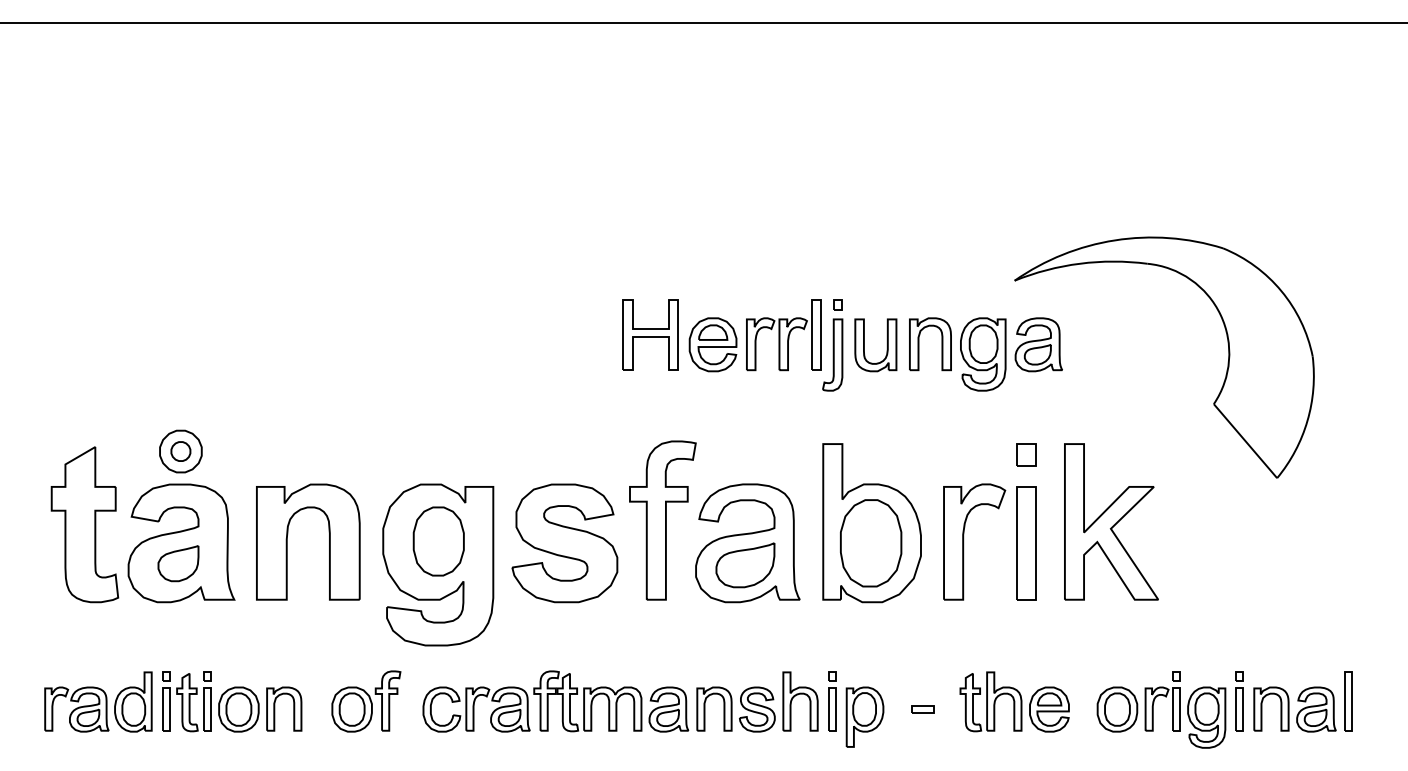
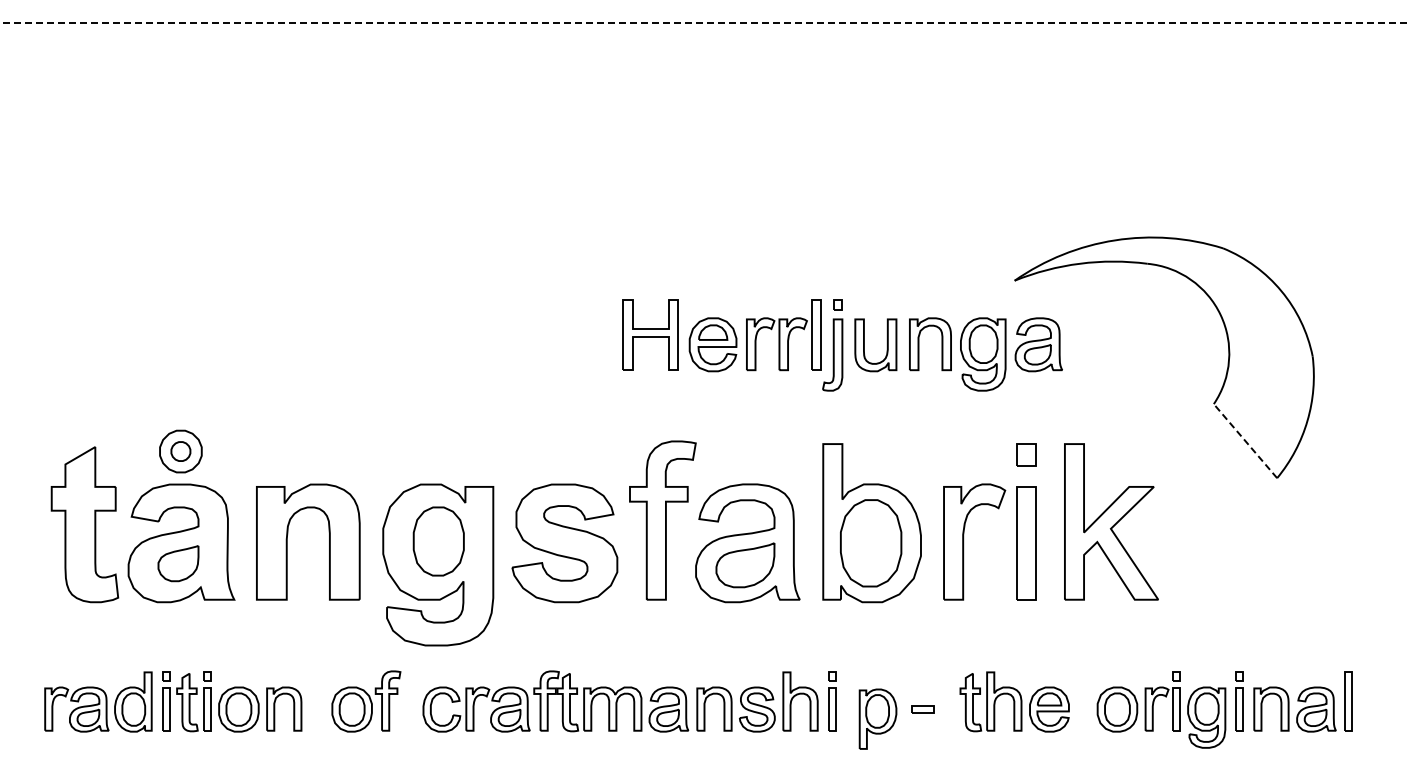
line: solid -> dashed (703, 23)
line: solid -> dashed (1245, 441)
part position: (864, 716) -> (877, 718) (877, 718)
